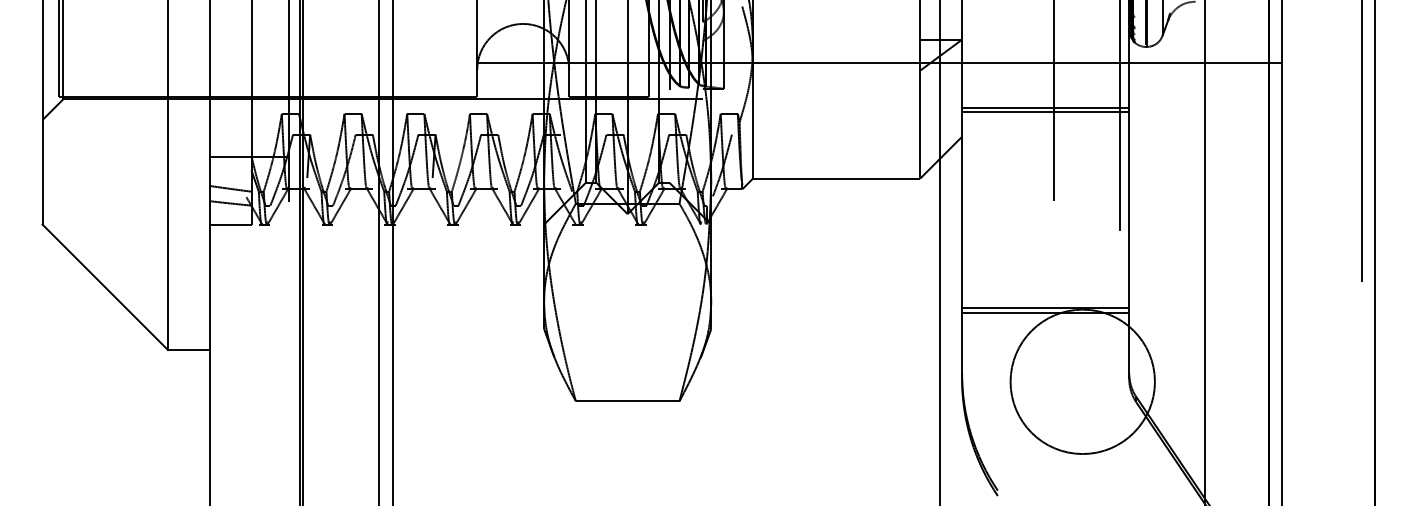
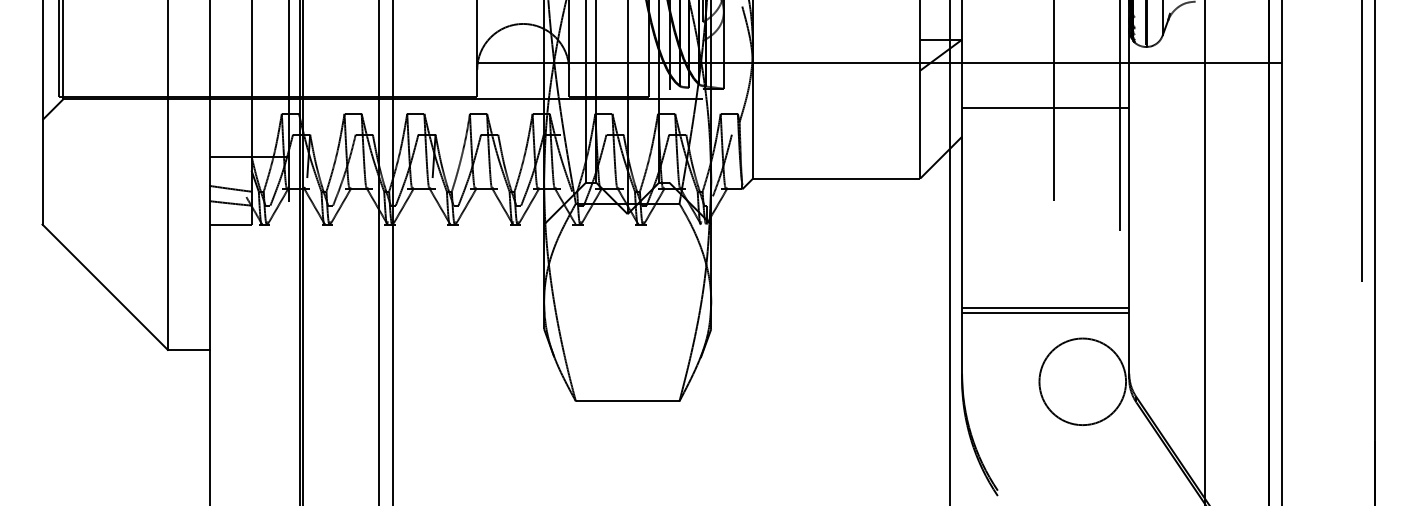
line: present -> none (1045, 111)
line position: (939, 252) -> (949, 252) (949, 252)
circle diameter: 144 px -> 87 px (1082, 381)
